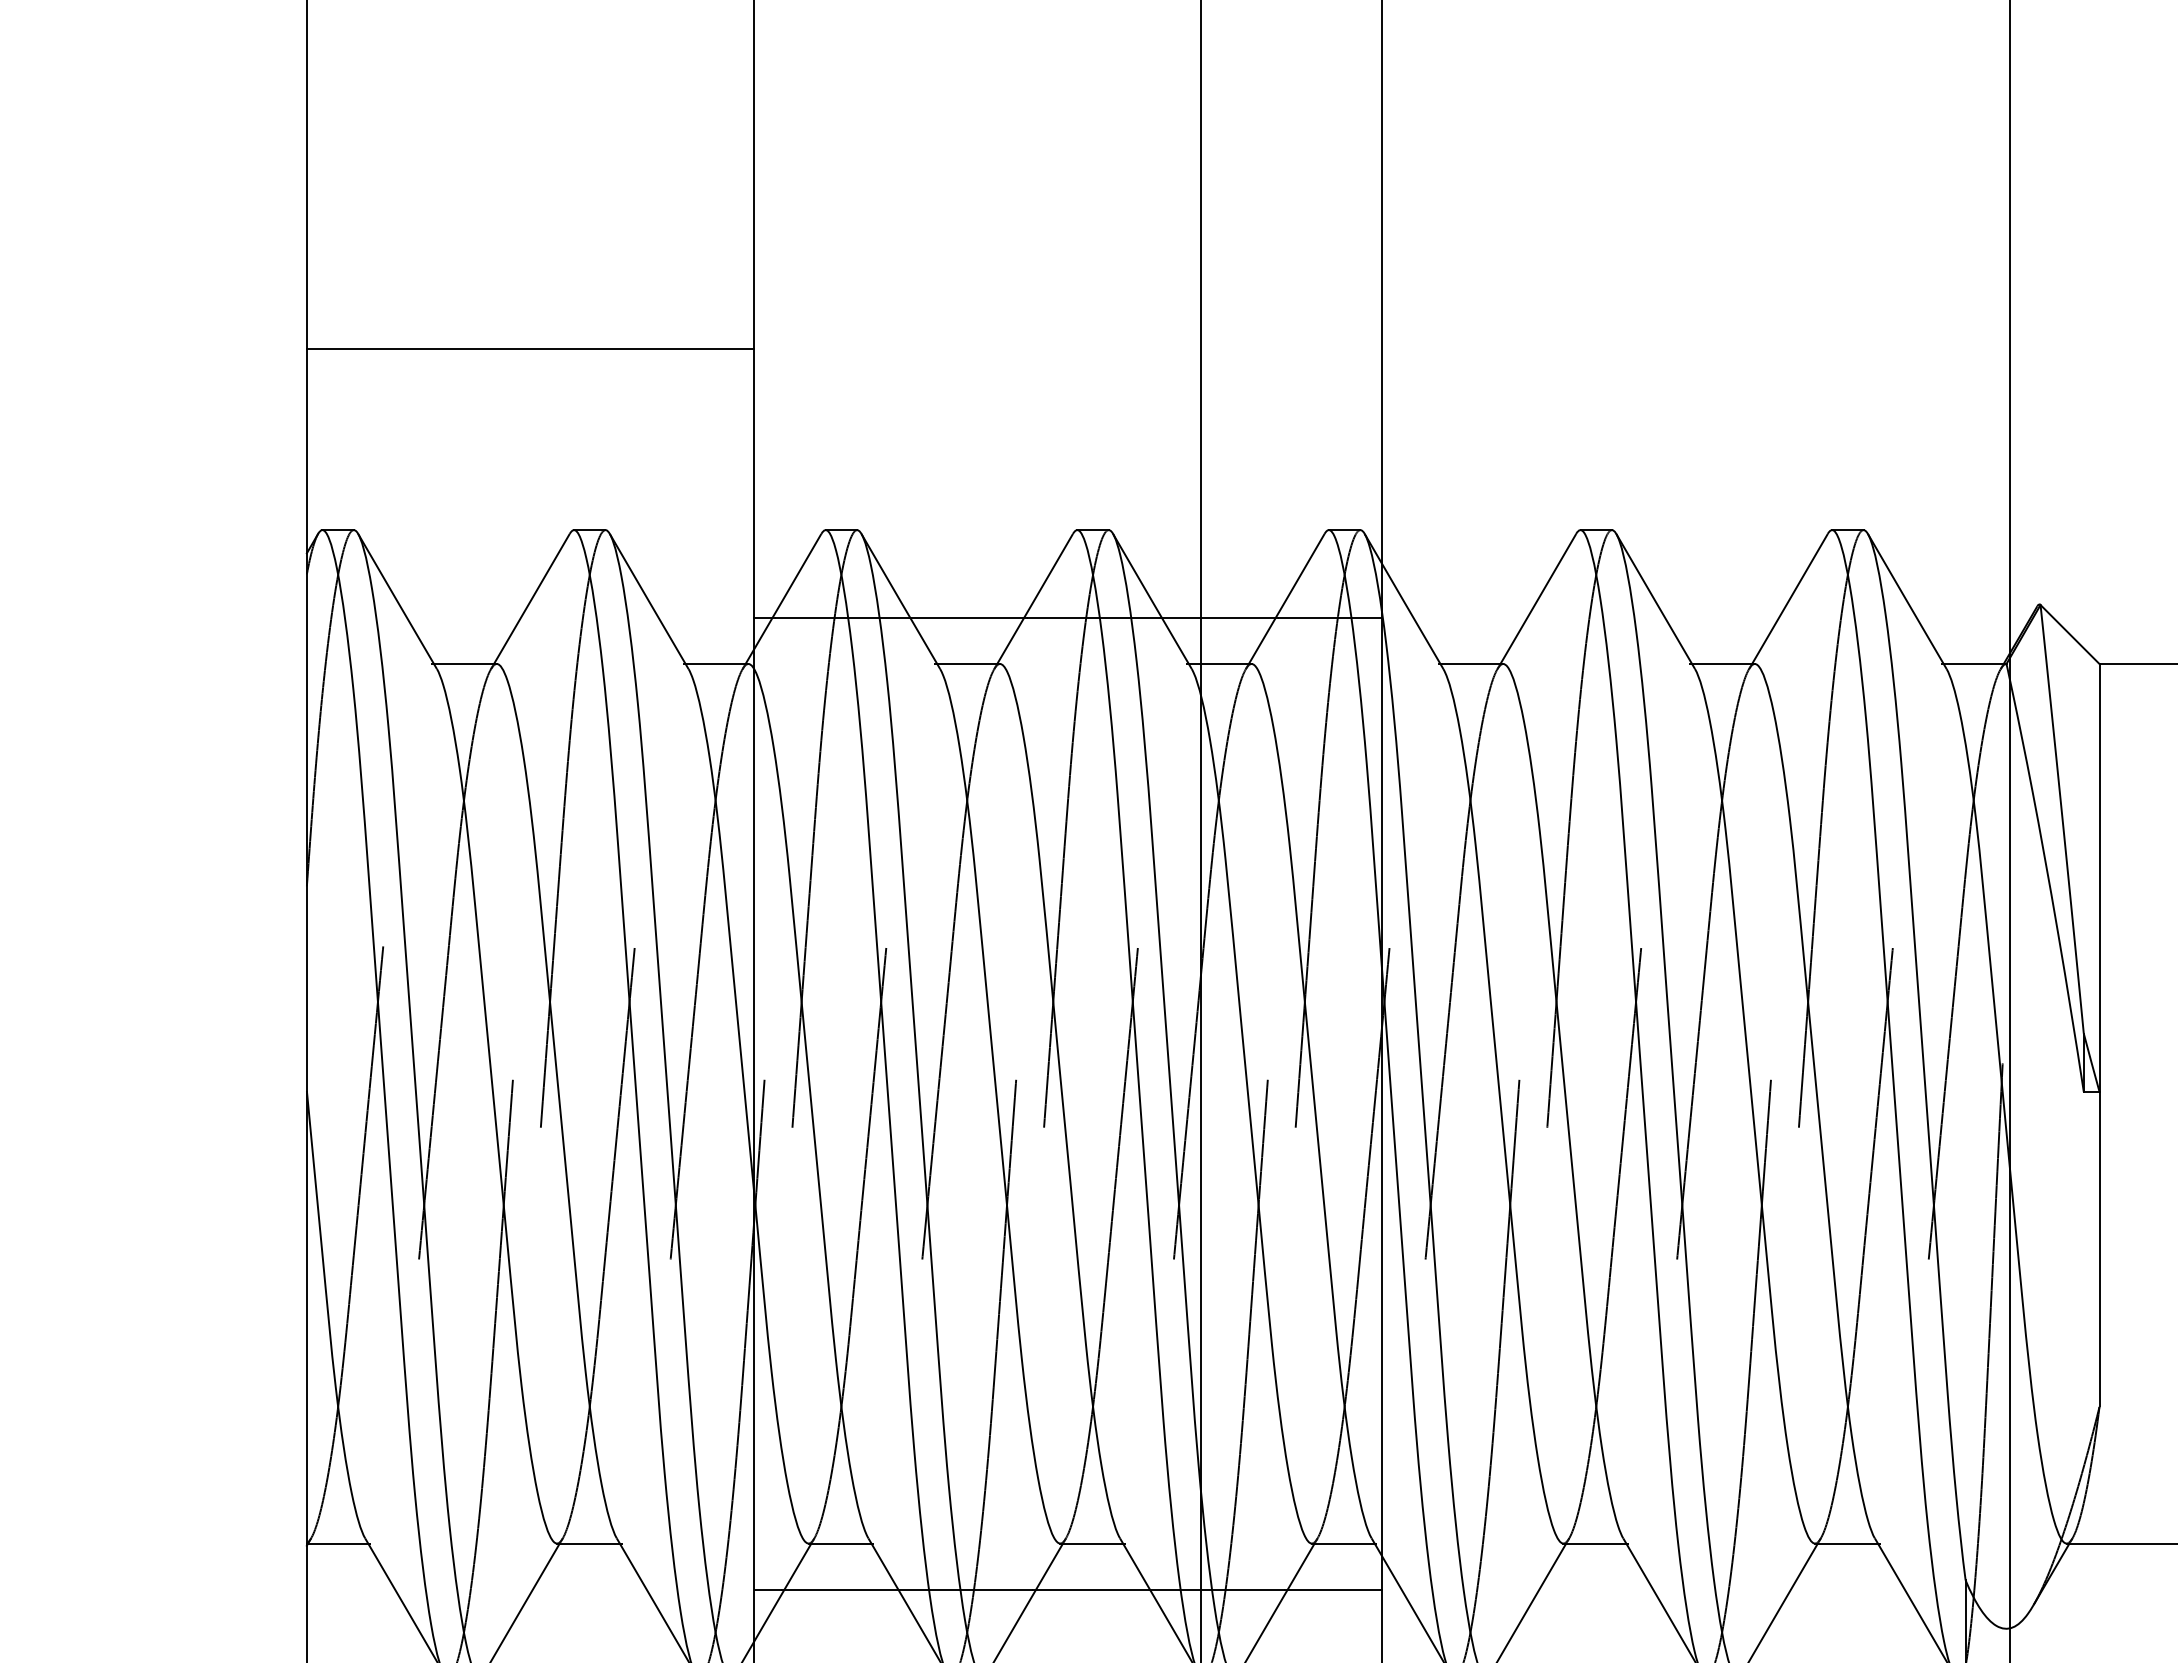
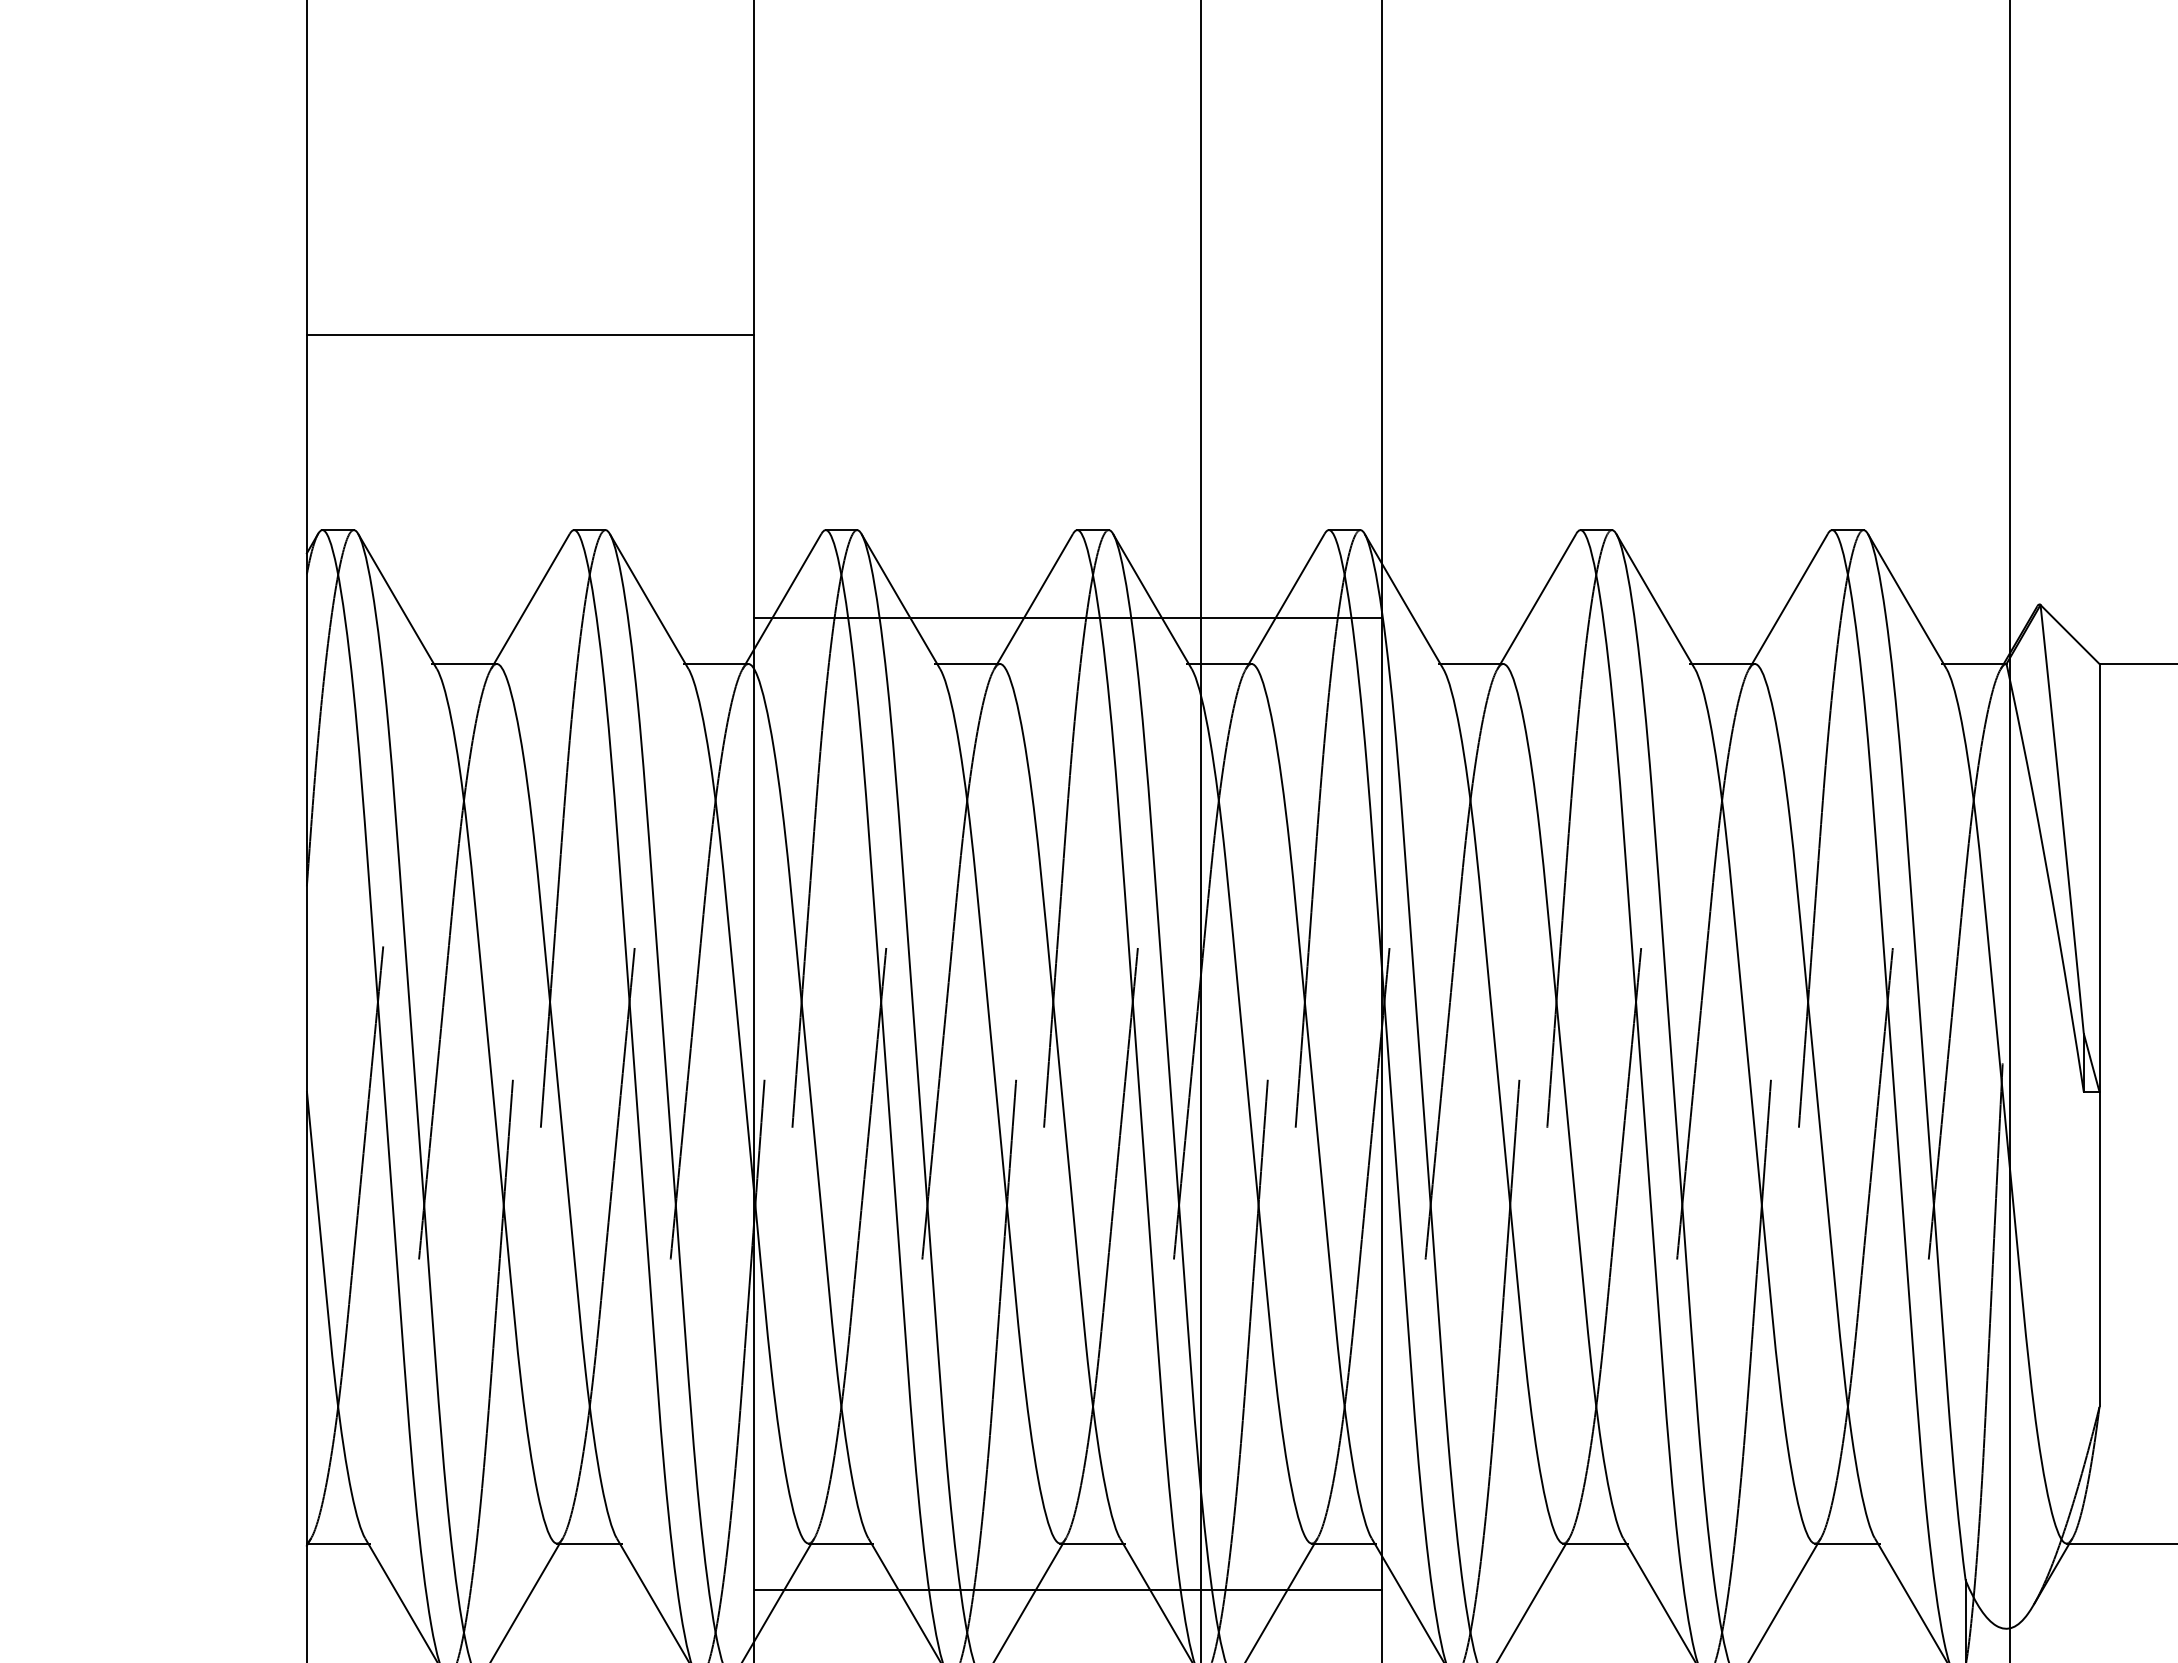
line position: (529, 348) -> (529, 334) (529, 334)
